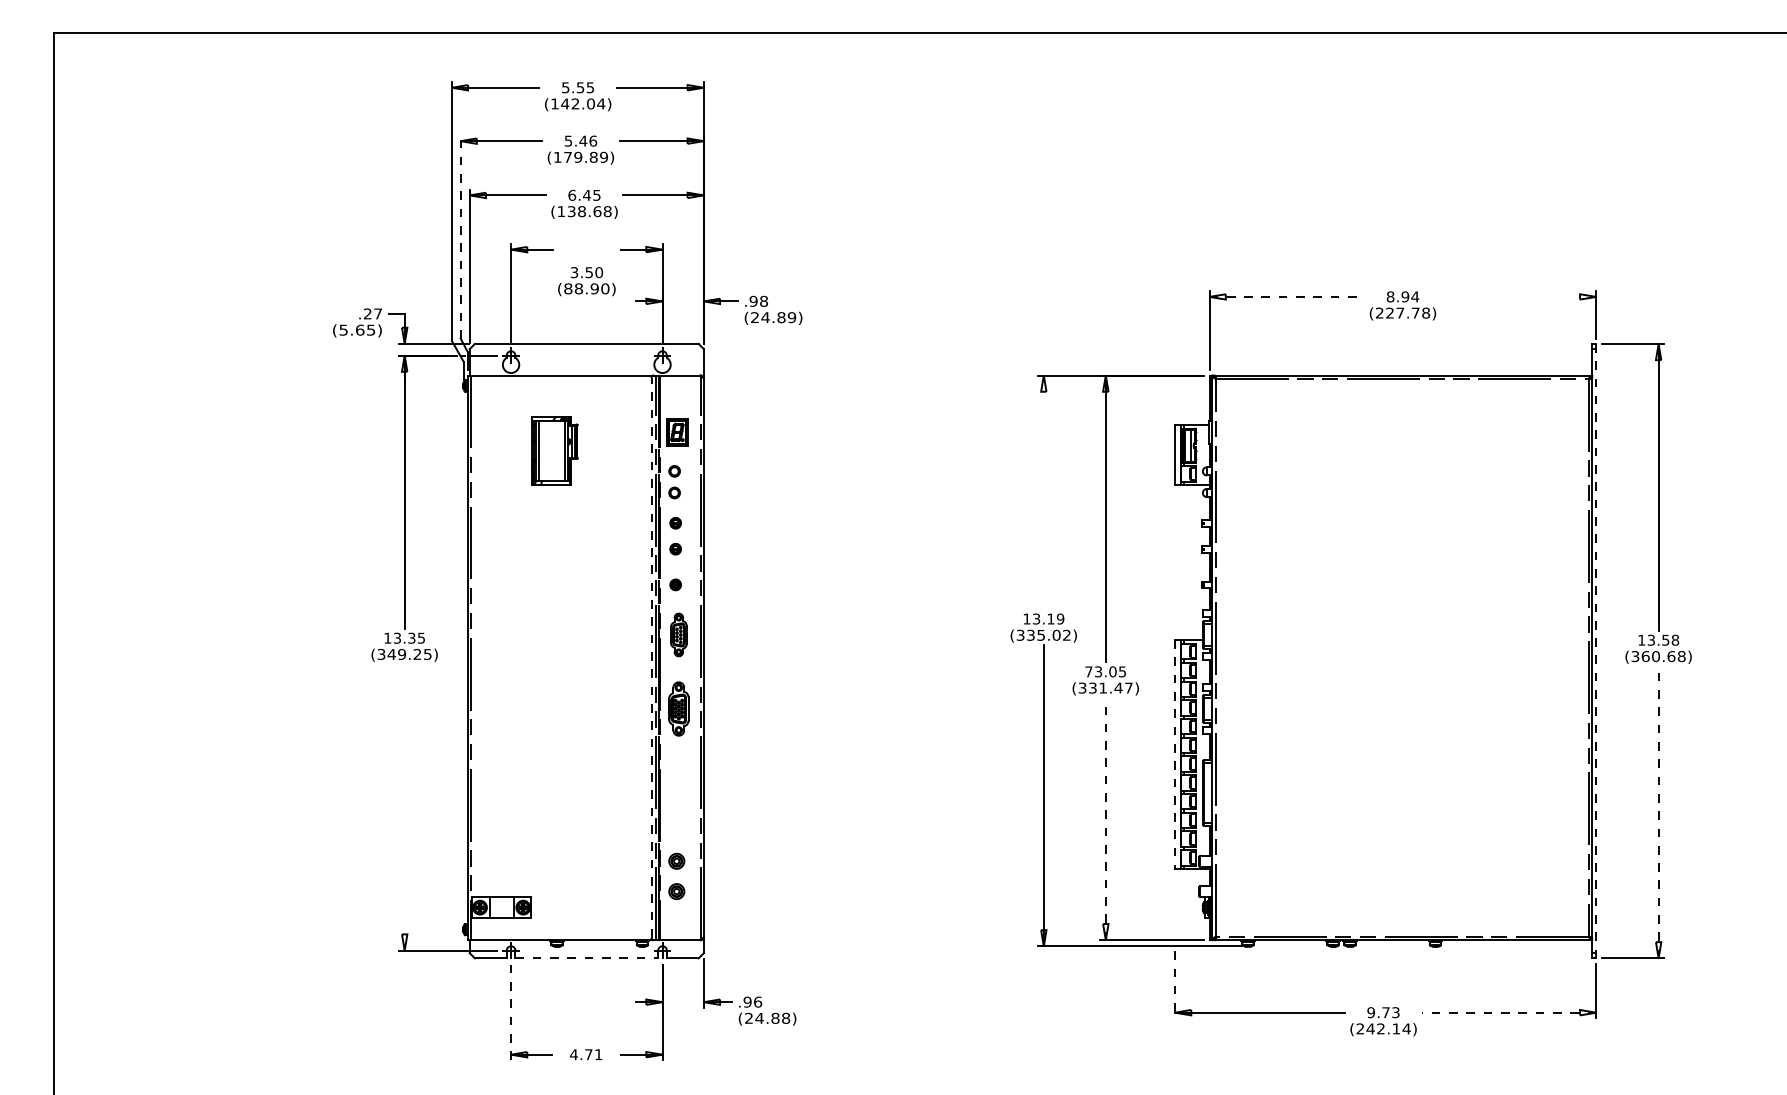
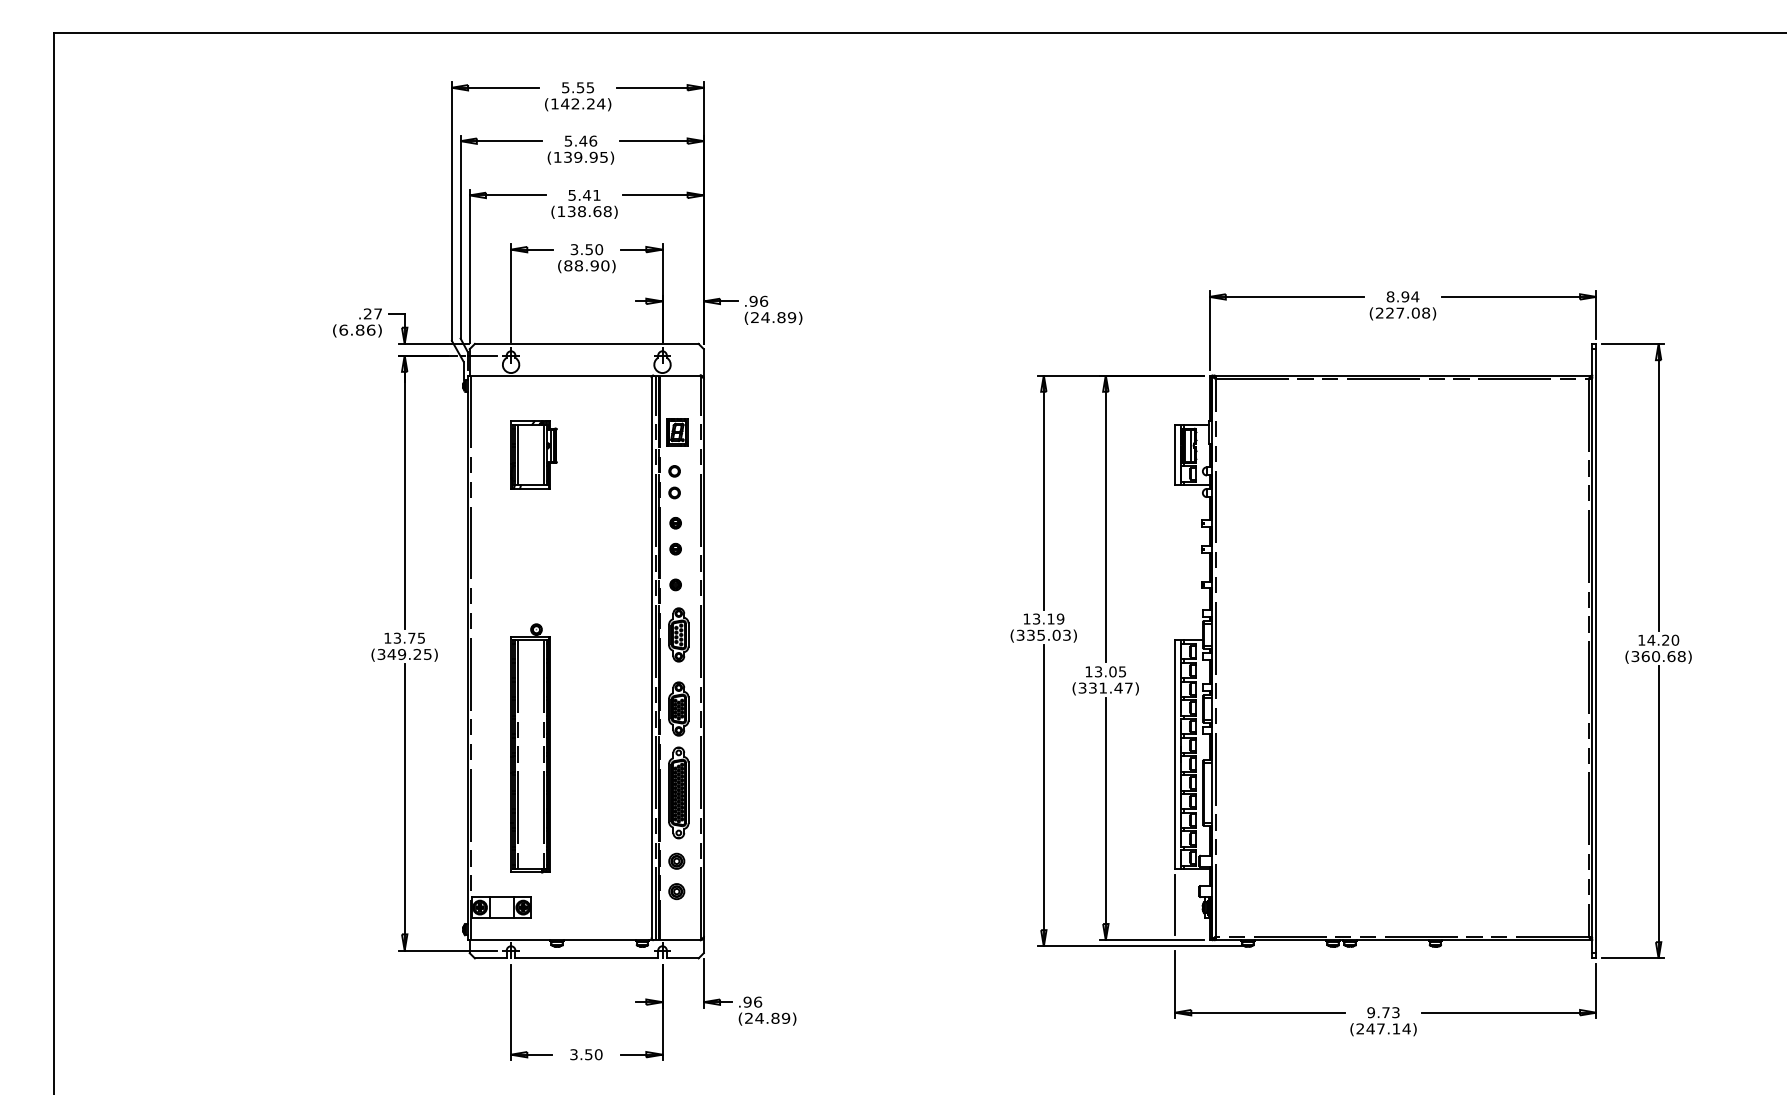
text: (142.04) -> (142.24) (590, 103)
text: (179.89) -> (139.95) (585, 156)
text: 6.45 -> 5.41 (584, 194)
line: dashed -> solid (460, 236)
text position: (586, 281) -> (586, 258) (586, 258)
line: dashed -> solid (1287, 296)
line: none -> present (1518, 296)
text: .98 -> .96 (764, 300)
text: (227.78) -> (227.08) (1415, 312)
text: (5.65) -> (6.86) (357, 329)
part position: (554, 450) -> (533, 454) (533, 454)
line: none -> present (1043, 492)
part size: 18x46 px -> 22x56 px (678, 634)
text: (335.02) -> (335.03) (1066, 635)
text: 13.35 -> 13.75 (411, 637)
text: 13.58 -> 14.20 (1663, 639)
line: dashed -> solid (1596, 650)
line: dashed -> solid (651, 657)
text: 73.05 -> 13.05 (1088, 671)
part: none -> present (530, 748)
line: dashed -> solid (1175, 754)
part: none -> present (678, 792)
line: none -> present (404, 806)
line: dashed -> solid (1658, 811)
line: dashed -> solid (1105, 818)
line: none -> present (1175, 904)
line: dashed -> solid (587, 958)
line: dashed -> solid (1175, 985)
line: dashed -> solid (511, 1012)
line: dashed -> solid (1509, 1012)
text: (24.88) -> (24.89) (785, 1018)
text: (242.14) -> (247.14) (1380, 1028)
text: 4.71 -> 3.50 (585, 1054)
